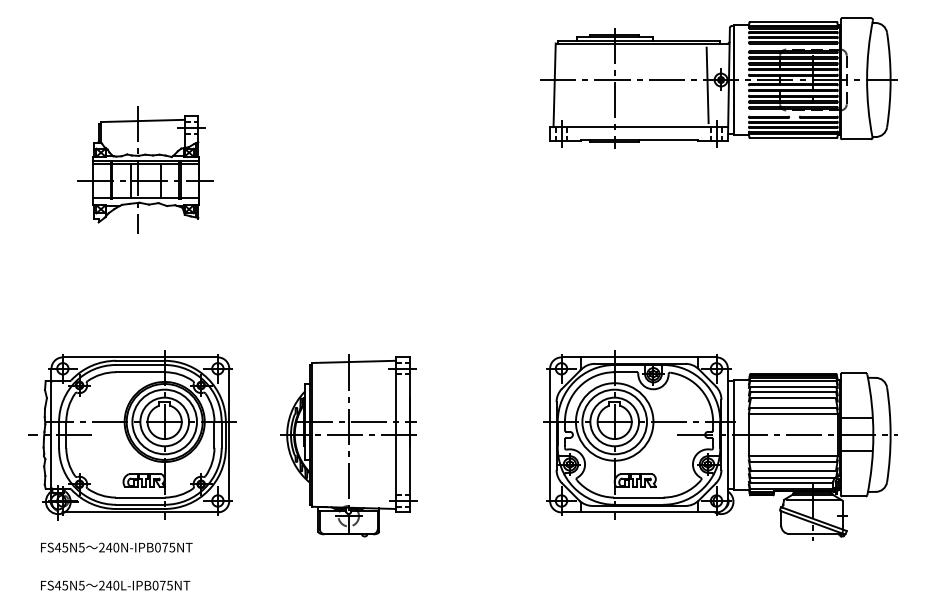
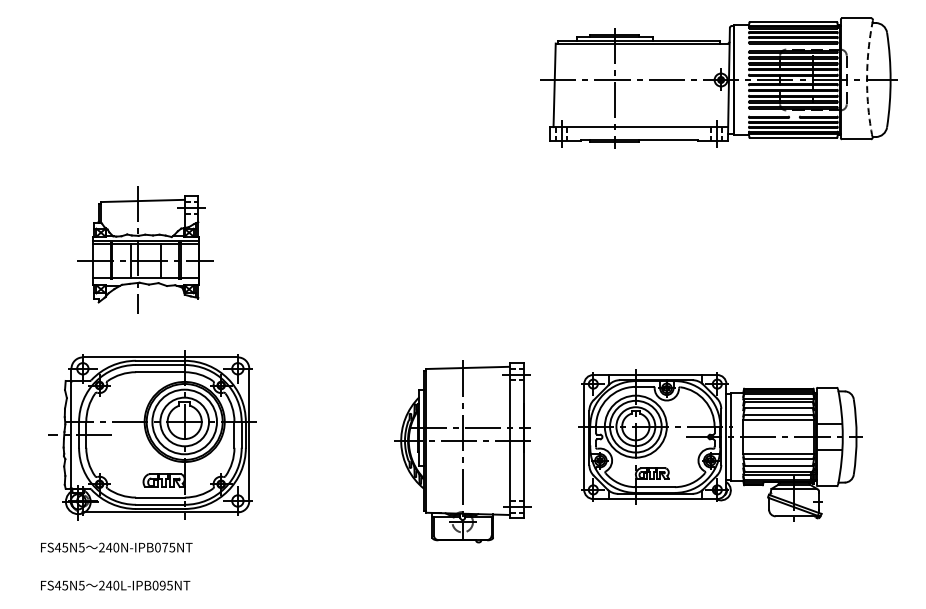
arc: solid -> dashed (867, 79)
line: present -> none (707, 85)
part position: (145, 169) -> (145, 249) (145, 249)
part position: (132, 435) -> (152, 435) (152, 435)
part position: (348, 445) -> (462, 451) (462, 451)
part size: 355x191 px -> 285x153 px (720, 445)
text: 240L-IPB075NT -> 240L-IPB095NT (162, 585)
